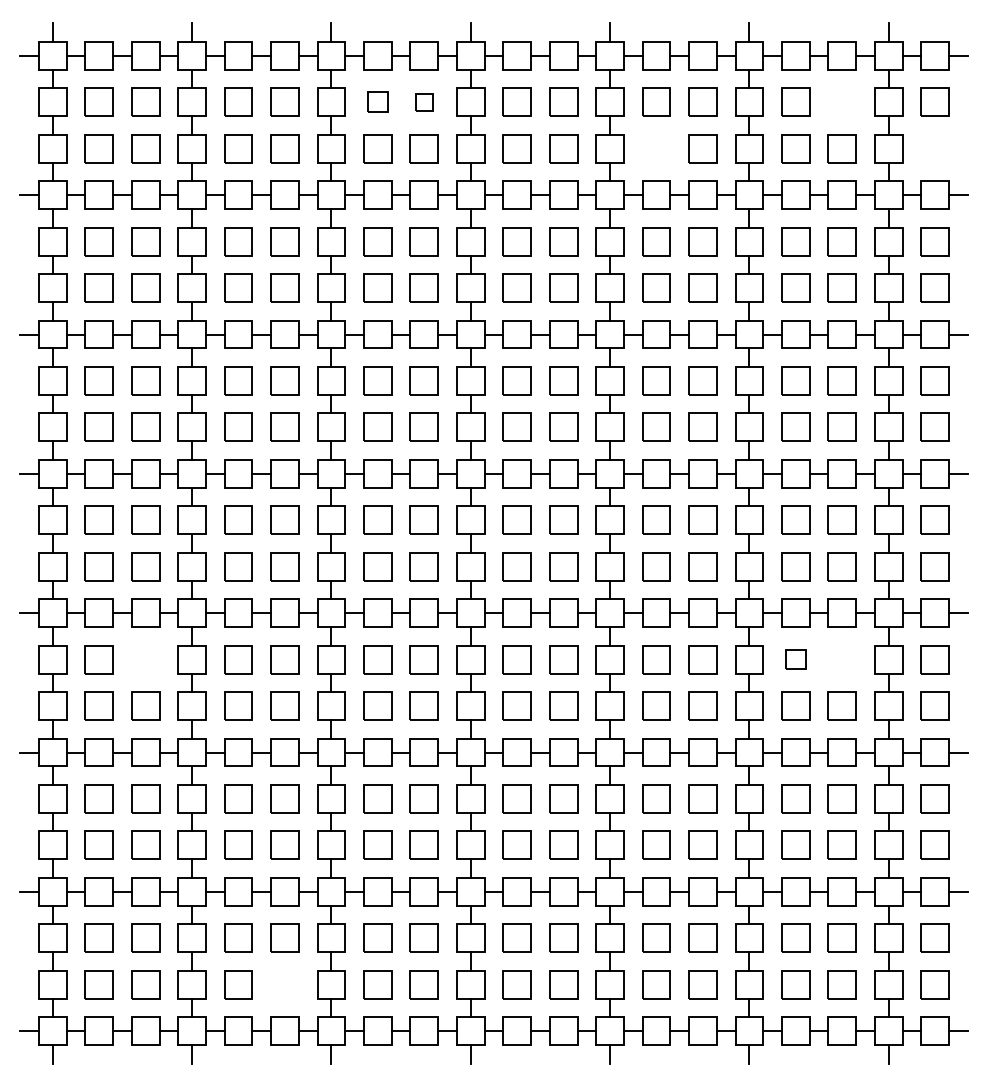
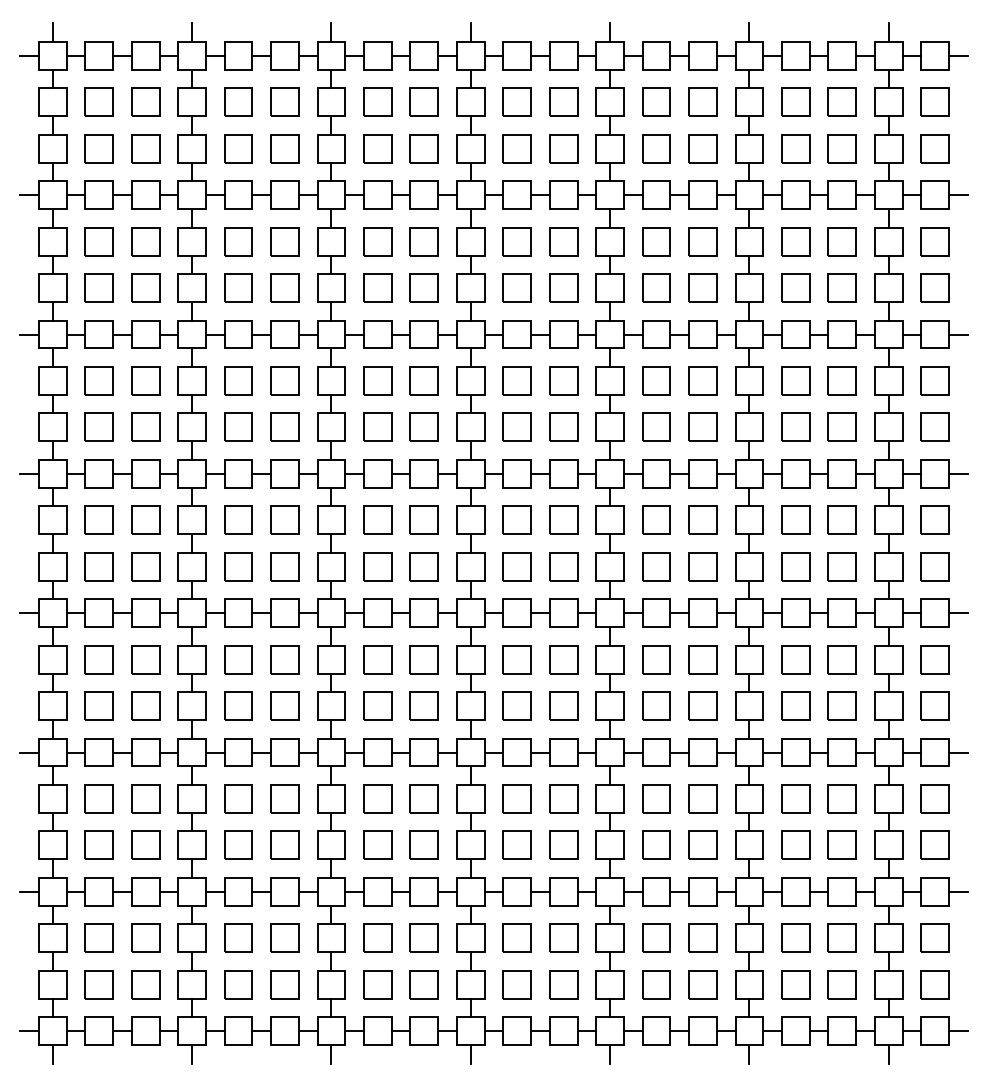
part size: 22x22 px -> 30x30 px (377, 101)
part: none -> present (841, 101)
part size: 19x19 px -> 30x30 px (423, 101)
part: none -> present (656, 148)
part: none -> present (934, 148)
part: none -> present (145, 659)
part size: 22x21 px -> 30x30 px (795, 659)
part: none -> present (841, 659)
part: none -> present (284, 984)
